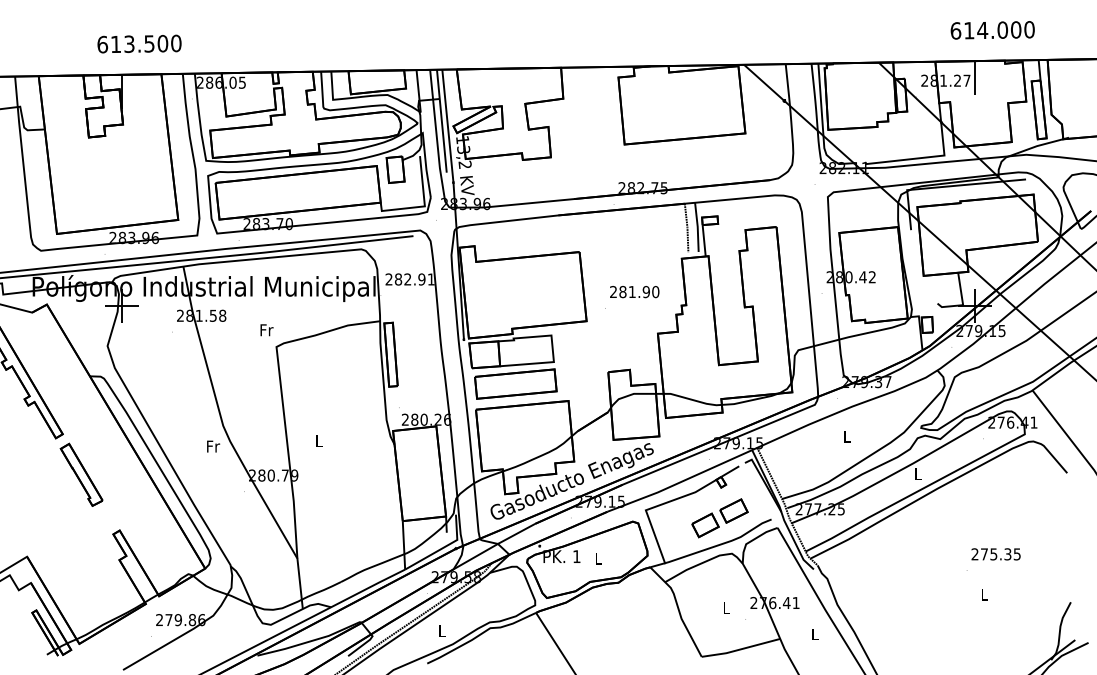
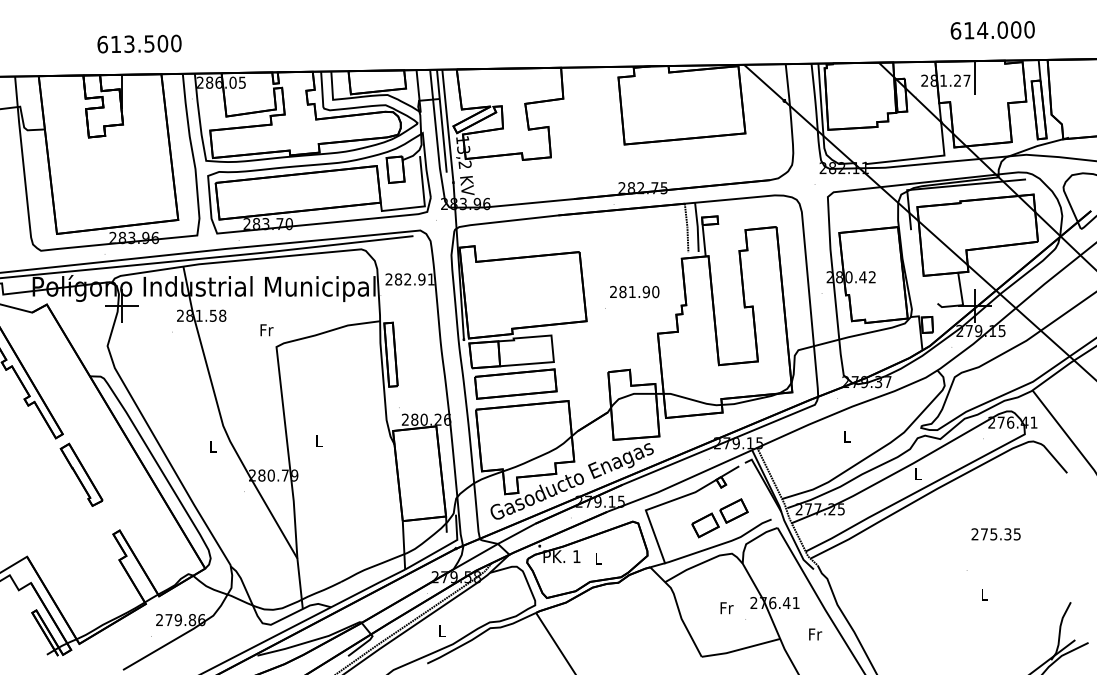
text: Fr -> L (213, 446)
text position: (995, 554) -> (995, 534) (995, 534)
text: L -> Fr (726, 608)
text: L -> Fr (815, 634)
